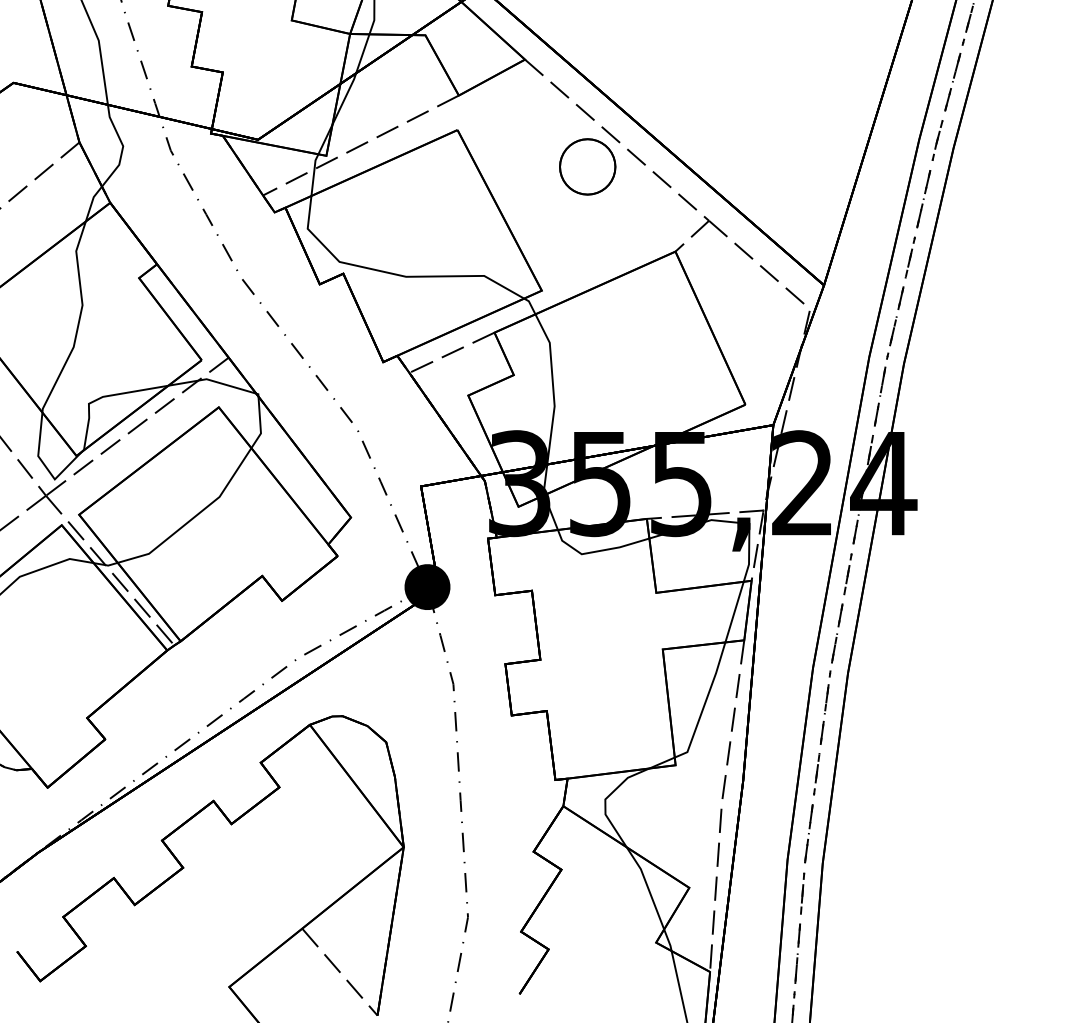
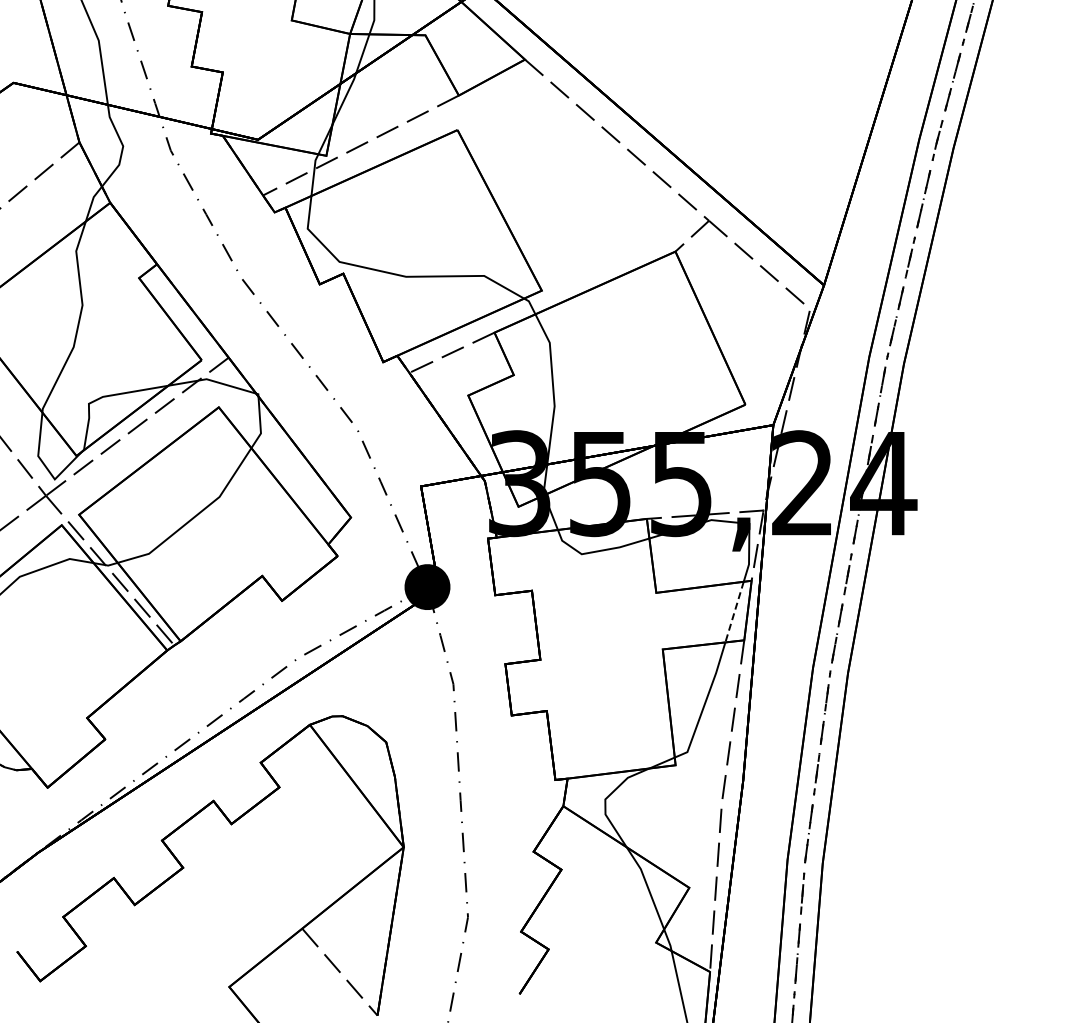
part: present -> none (587, 166)
line: solid -> dashed (734, 612)
